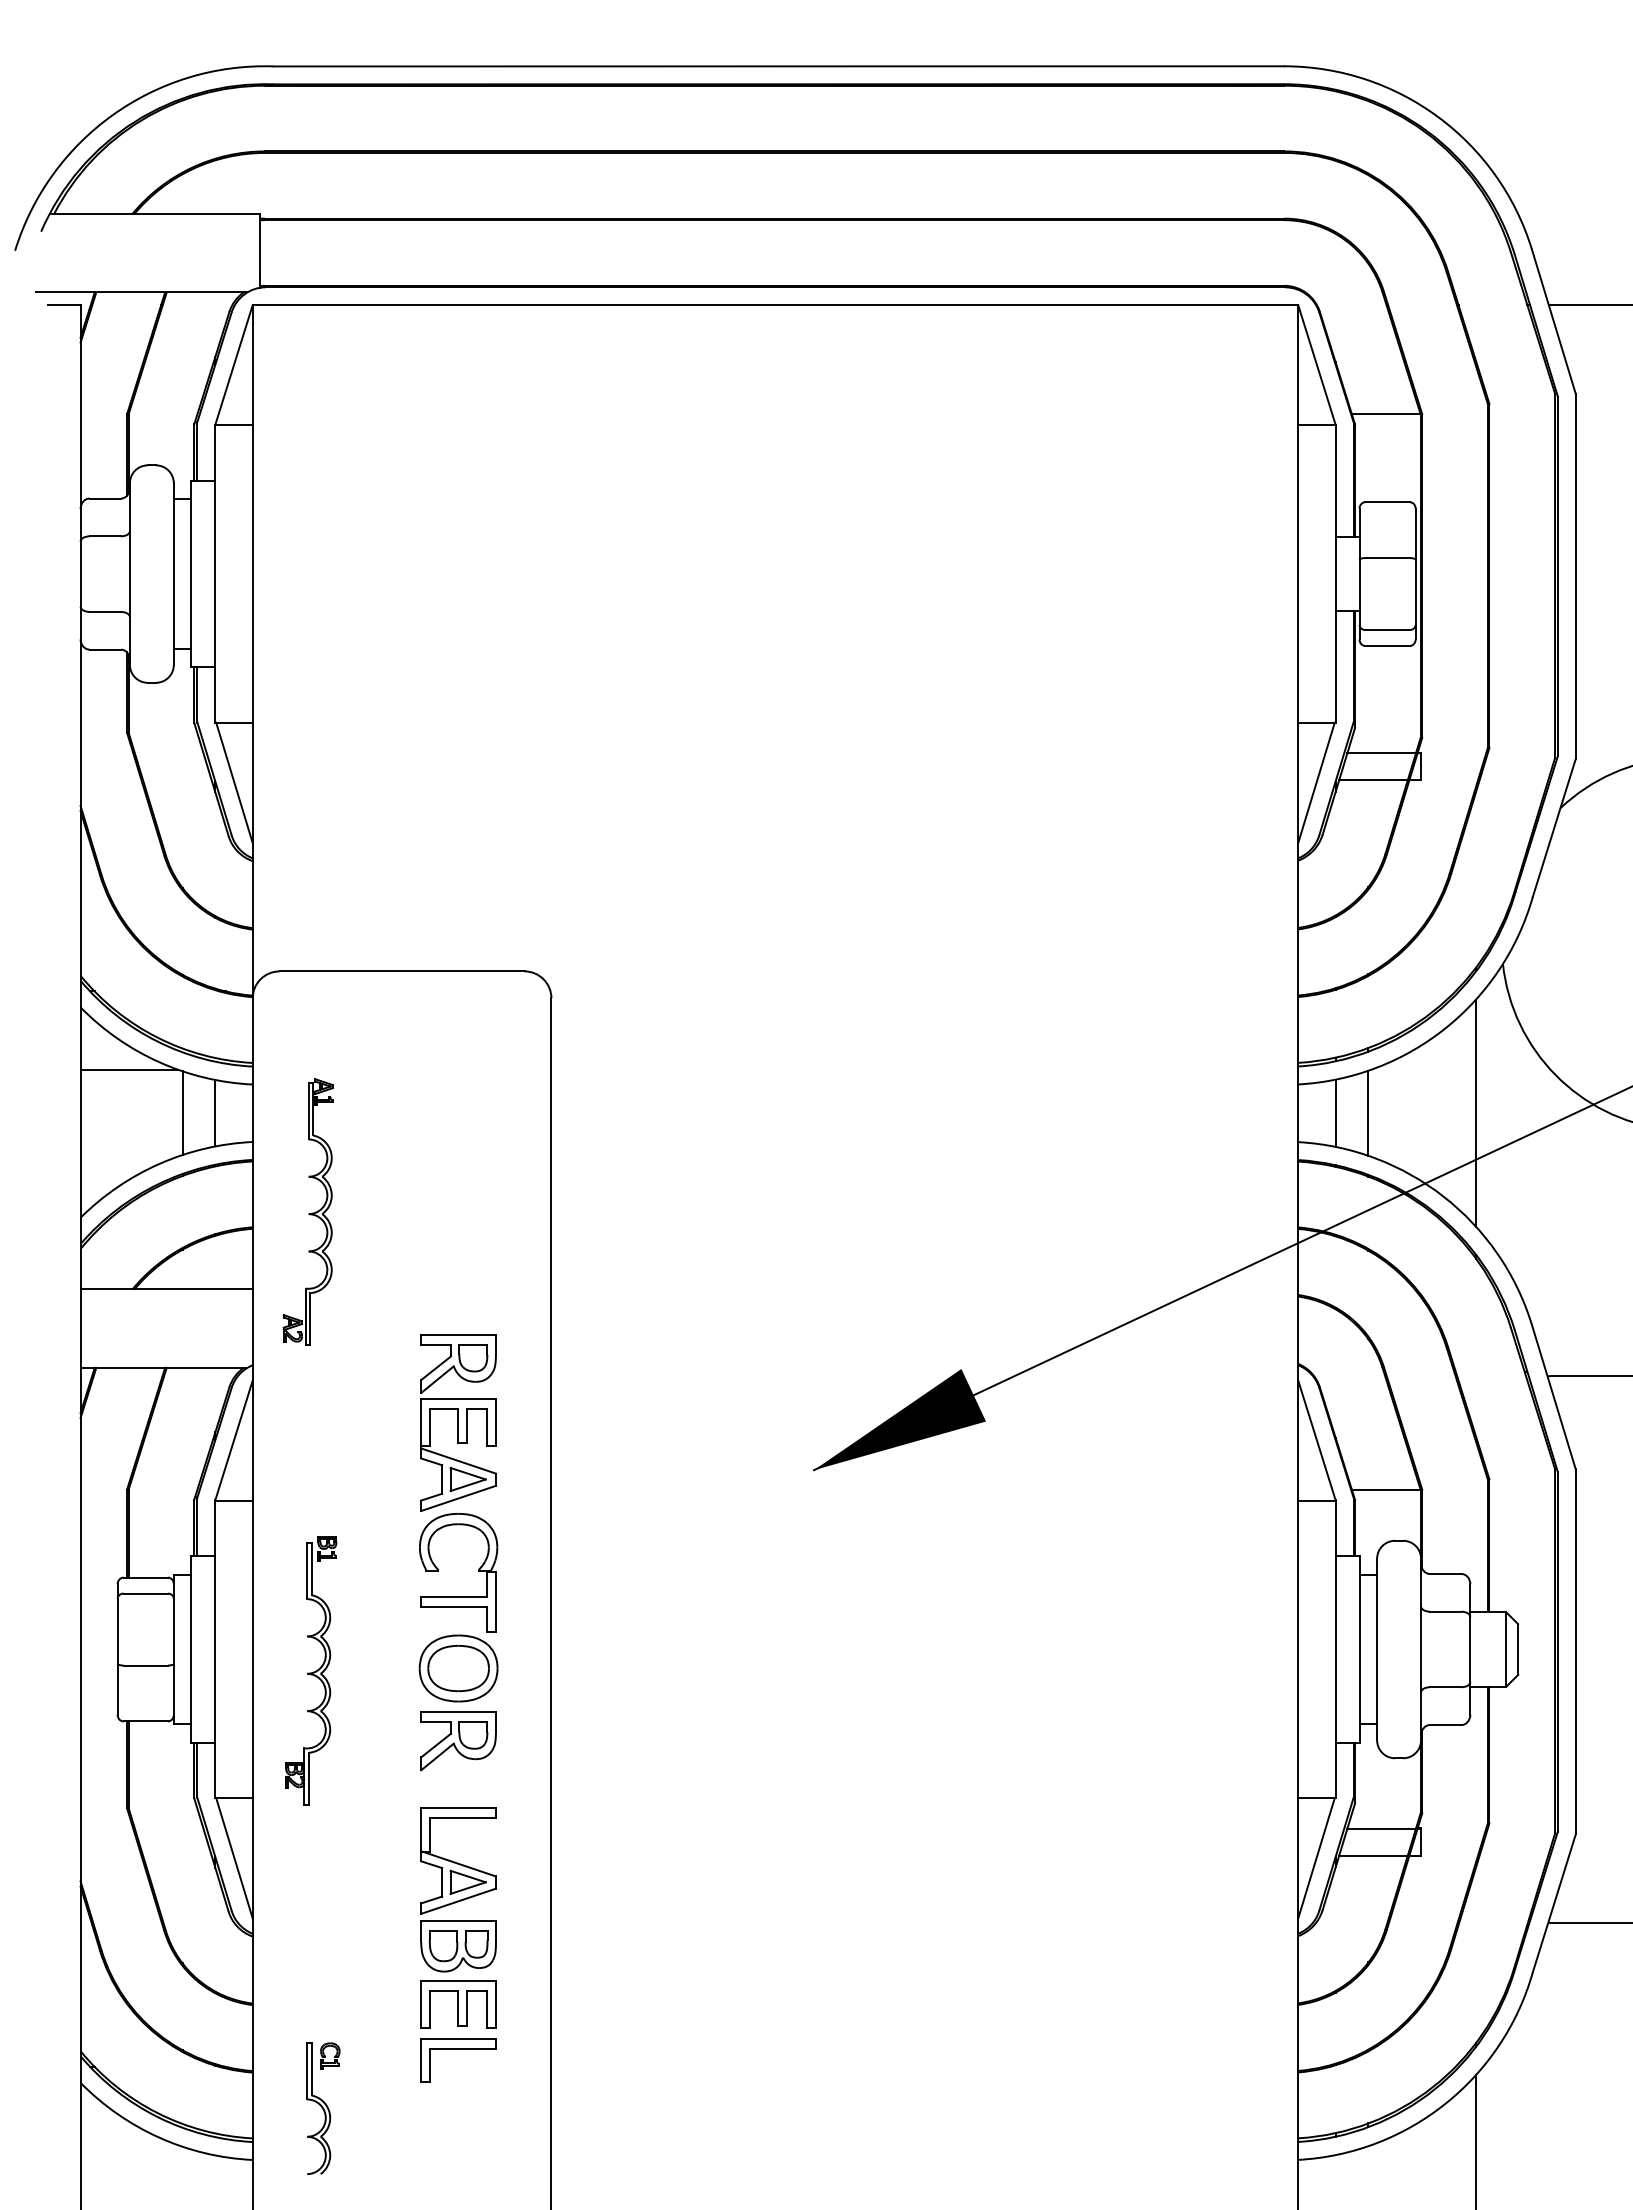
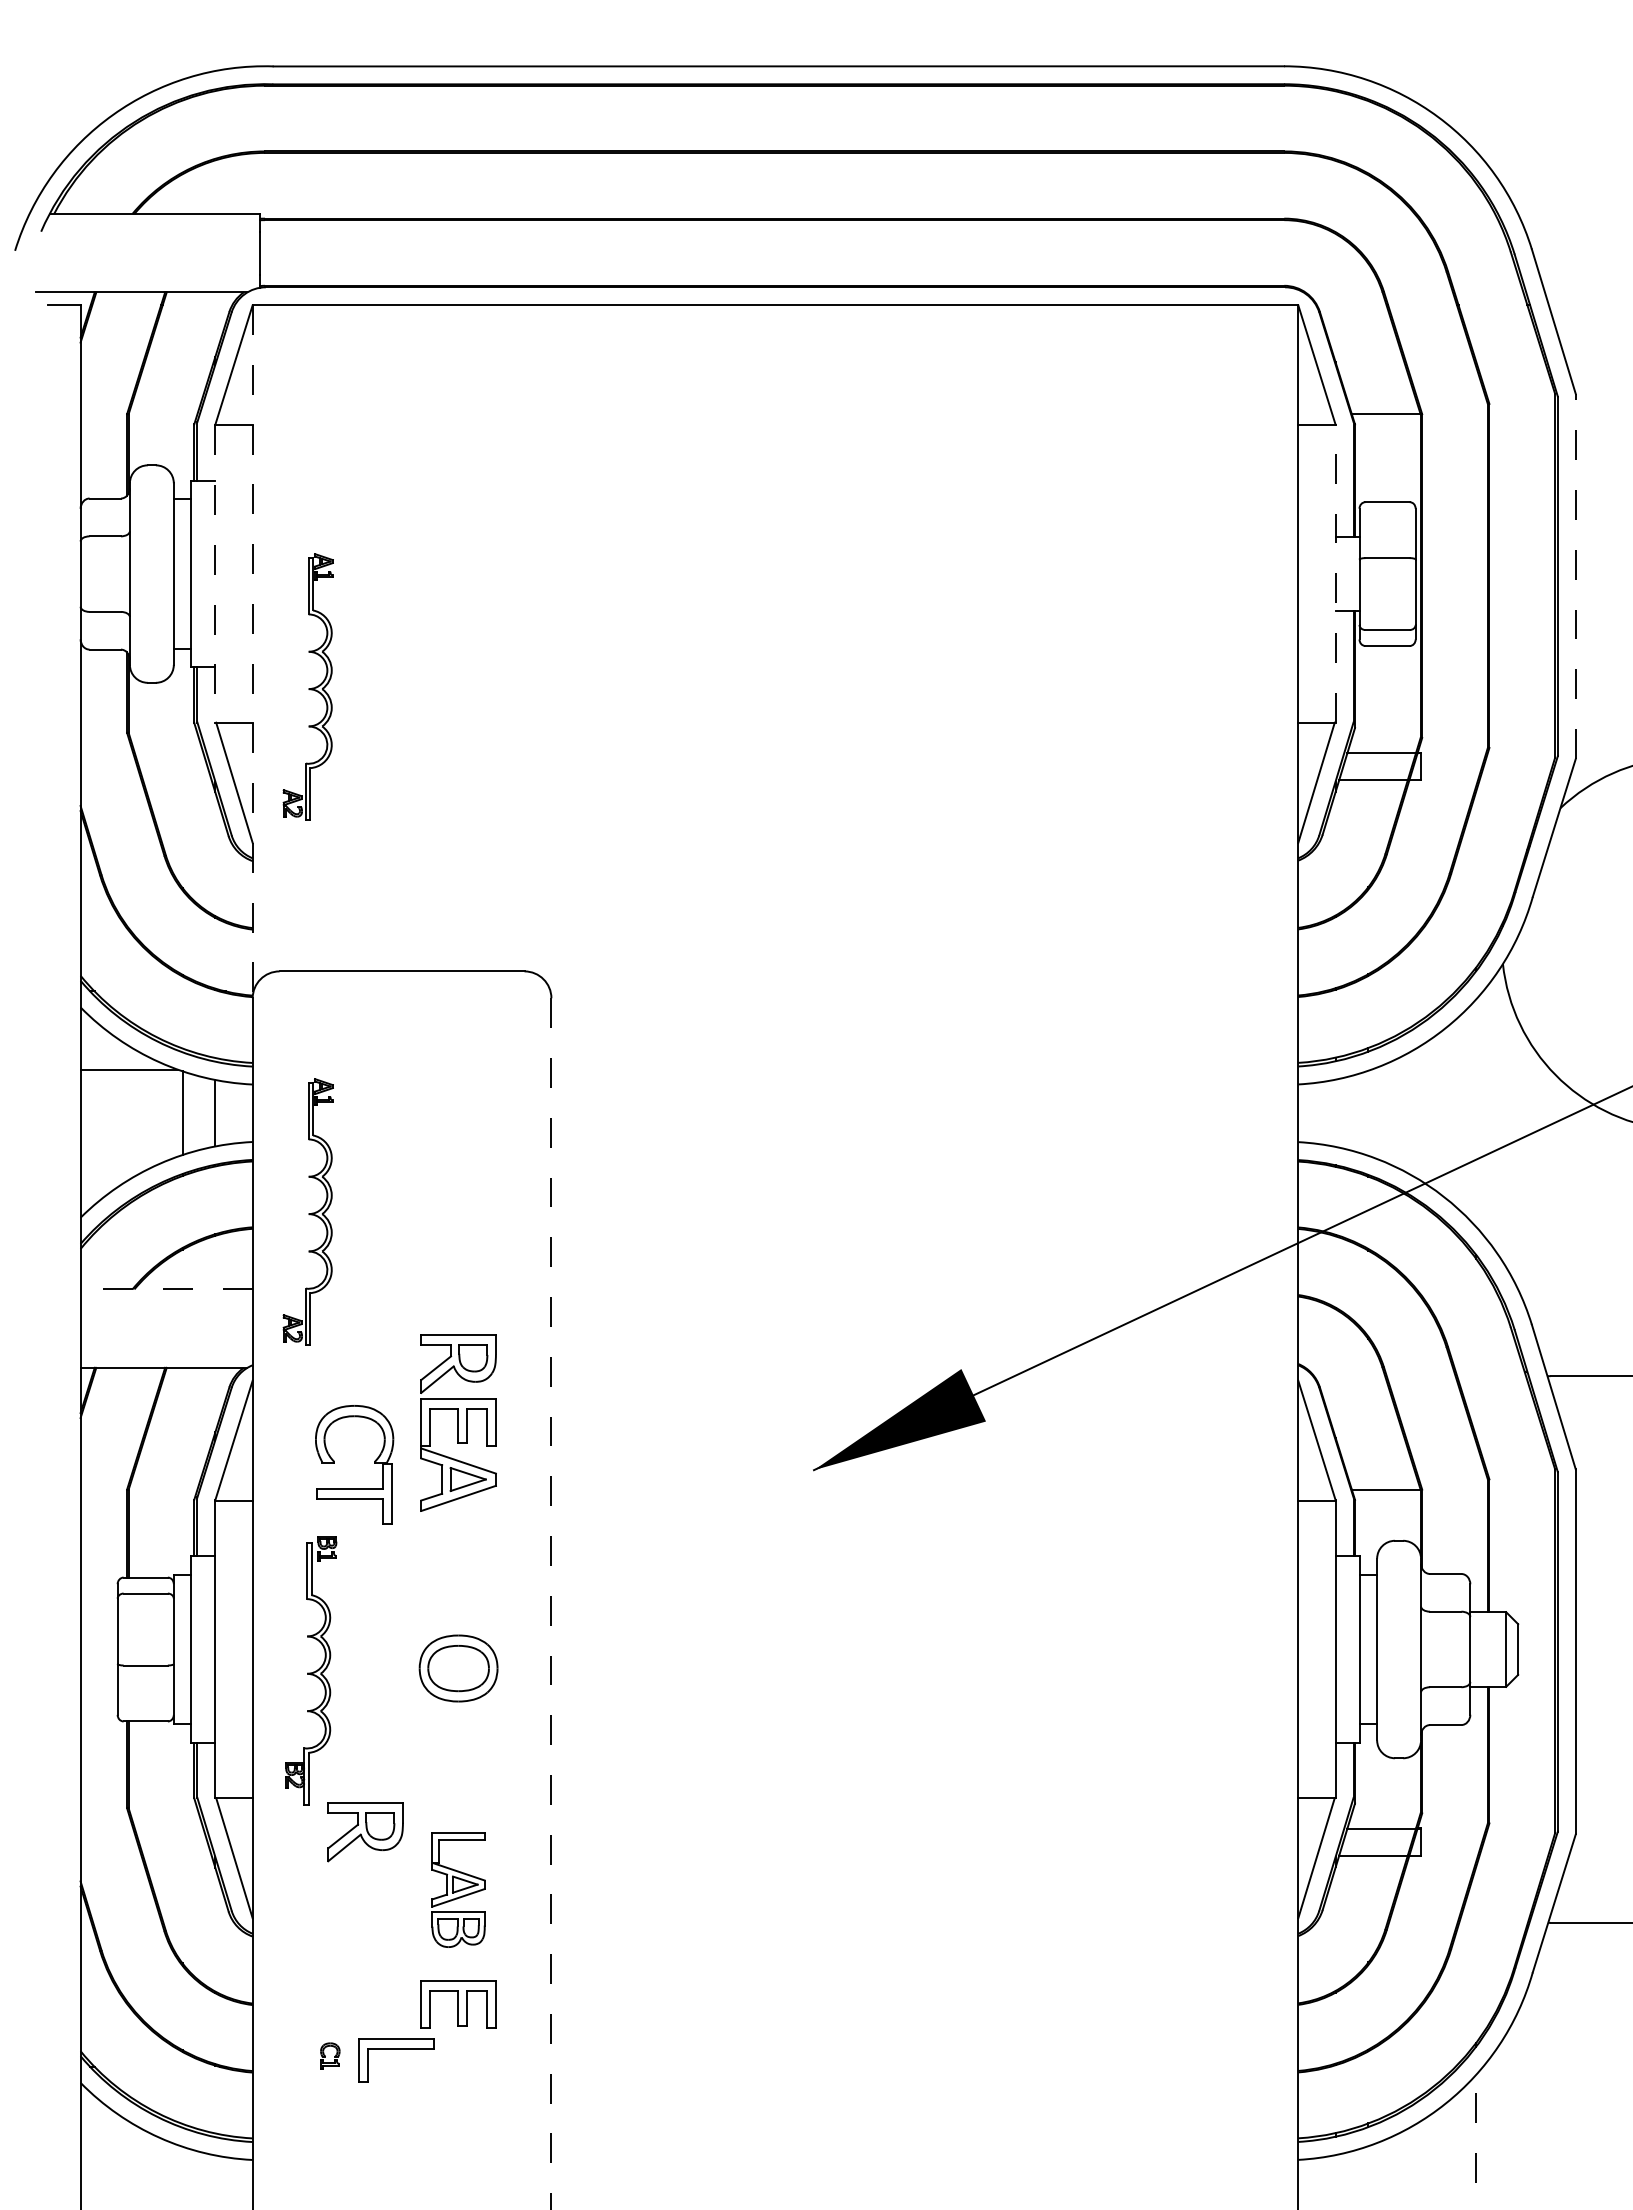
line: present -> none (1588, 305)
line: solid -> dashed (215, 574)
line: solid -> dashed (1335, 574)
line: solid -> dashed (1575, 575)
line: solid -> dashed (252, 651)
part: none -> present (307, 686)
line: present -> none (1335, 1112)
line: present -> none (1368, 1112)
line: present -> none (1476, 1112)
line: solid -> dashed (166, 1289)
part position: (438, 1571) -> (334, 1463) (334, 1463)
line: solid -> dashed (551, 1604)
part position: (458, 1741) -> (365, 1832) (365, 1832)
part size: 77x166 px -> 55x116 px (458, 1889)
part position: (458, 2049) -> (396, 2049) (396, 2049)
part: present -> none (318, 2108)
line: solid -> dashed (1476, 2141)
